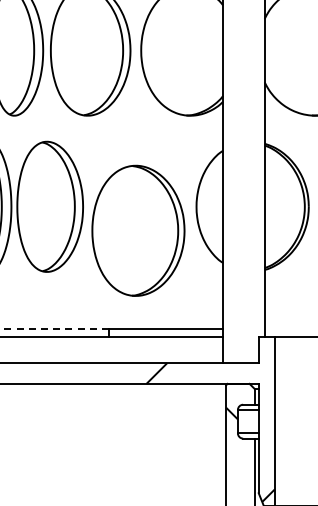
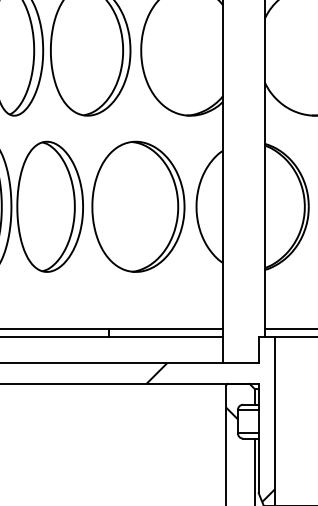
part position: (138, 230) -> (138, 206) (138, 206)
line: dashed -> solid (54, 329)
line: none -> present (289, 329)
